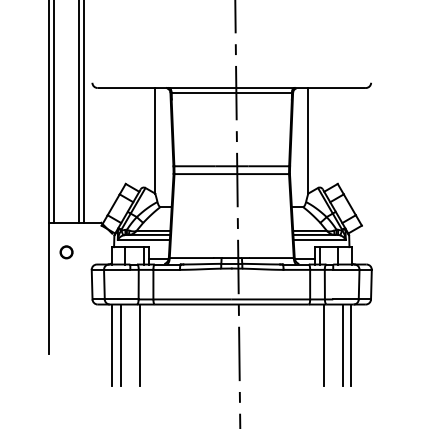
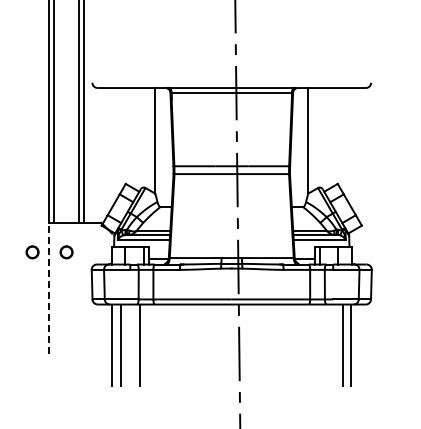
circle: none -> present (32, 252)
line: solid -> dashed (49, 288)
line: present -> none (323, 345)
